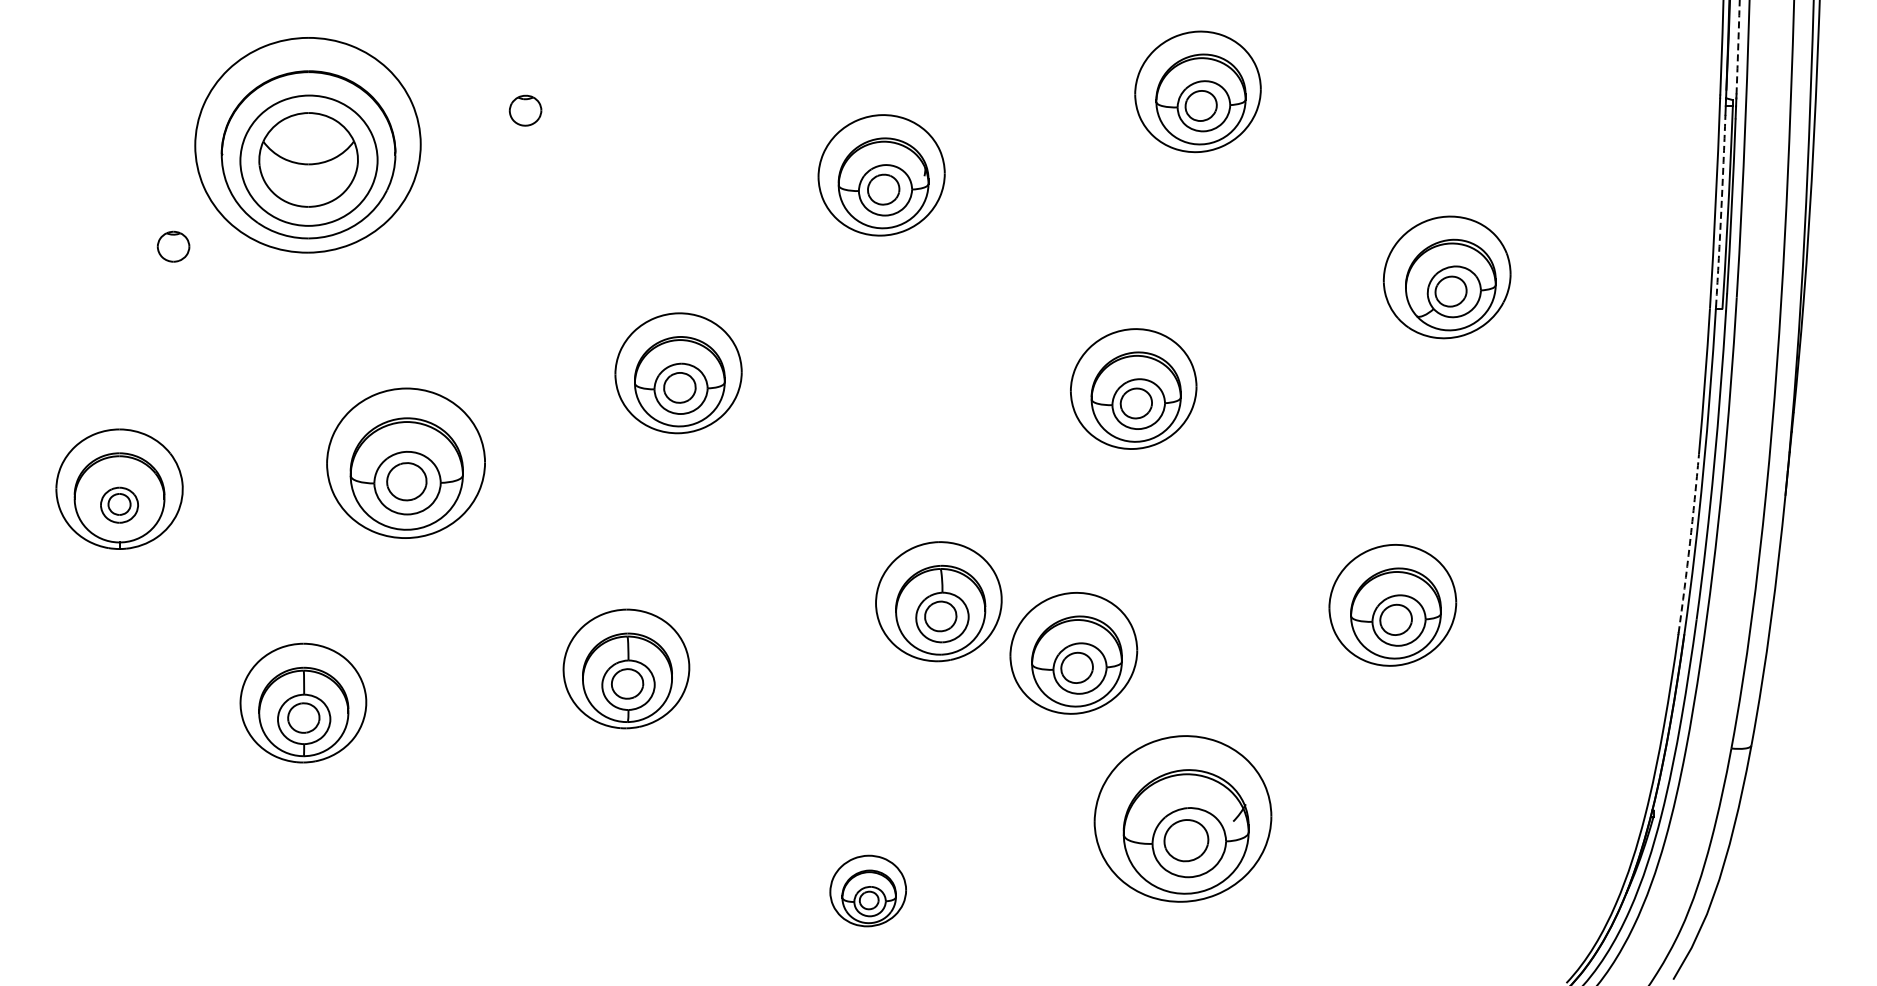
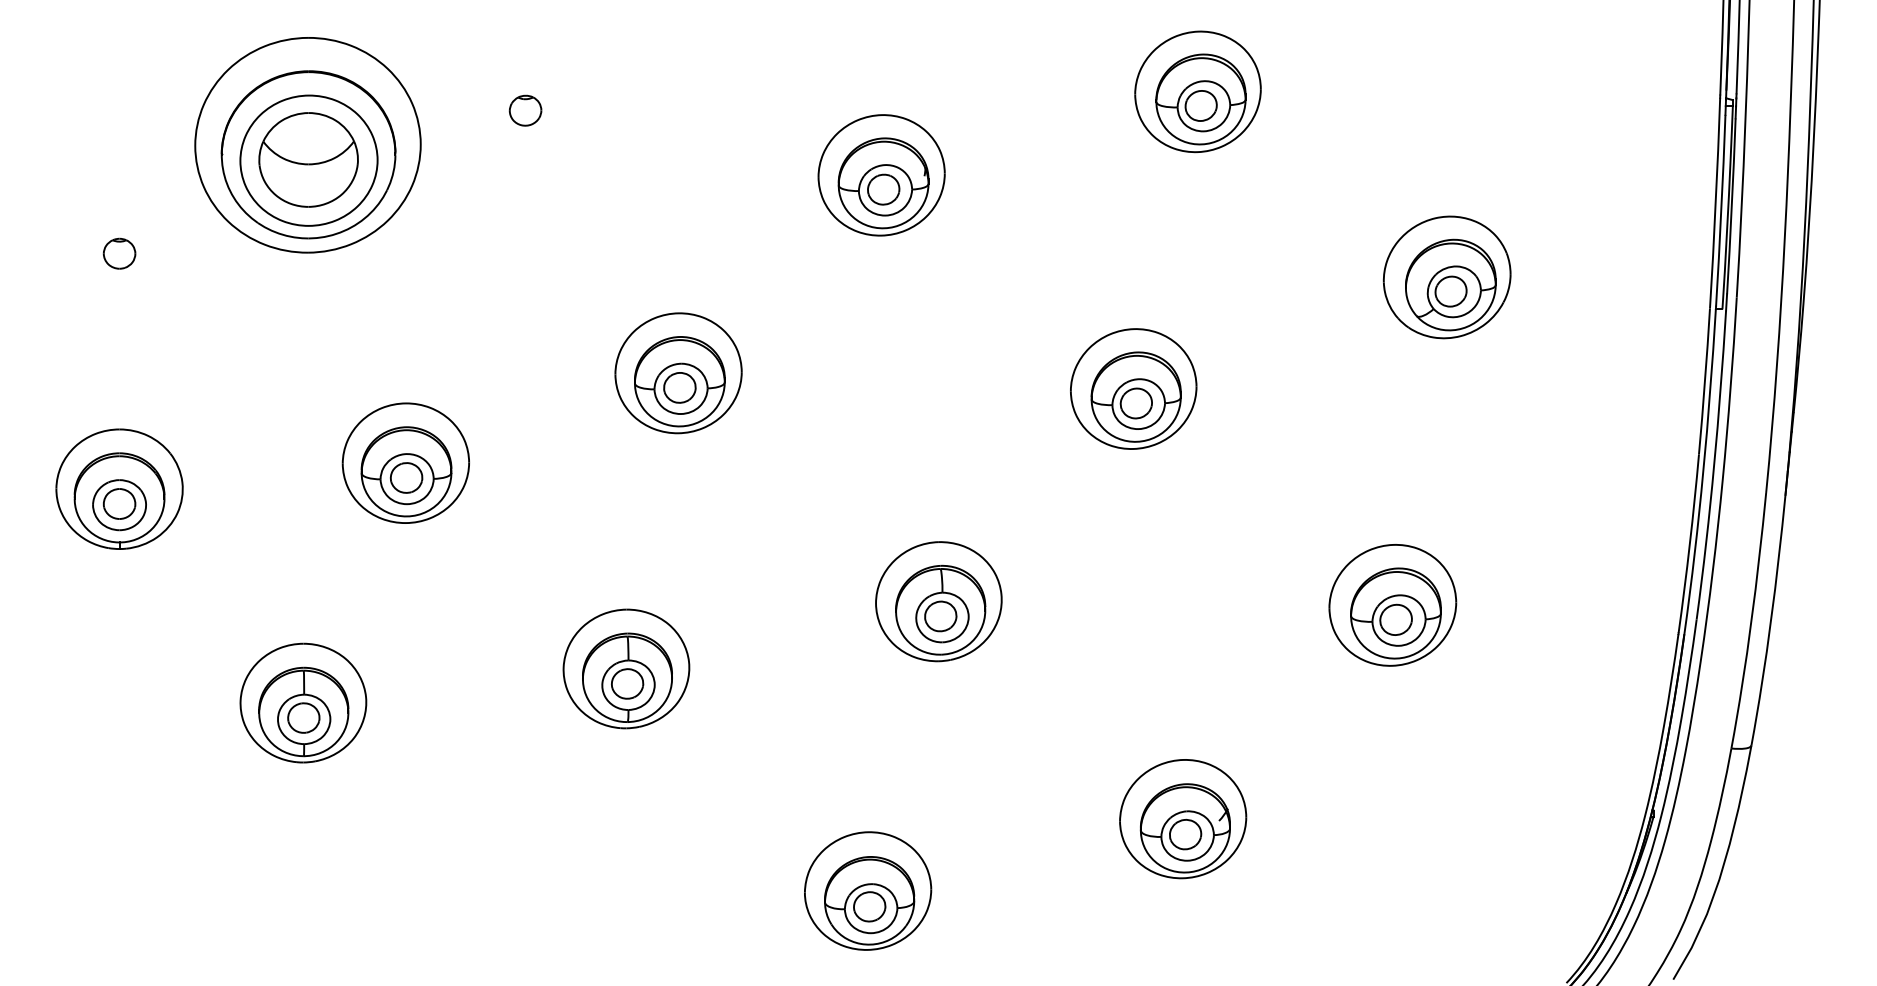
arc: dashed -> solid (1738, 47)
arc: dashed -> solid (1721, 210)
part position: (173, 246) -> (119, 253) (119, 253)
part size: 160x152 px -> 129x122 px (405, 462)
part size: 39x38 px -> 55x53 px (119, 505)
arc: dashed -> solid (1689, 543)
part: present -> none (1073, 653)
part size: 180x168 px -> 129x121 px (1183, 819)
part size: 78x74 px -> 129x120 px (868, 890)
